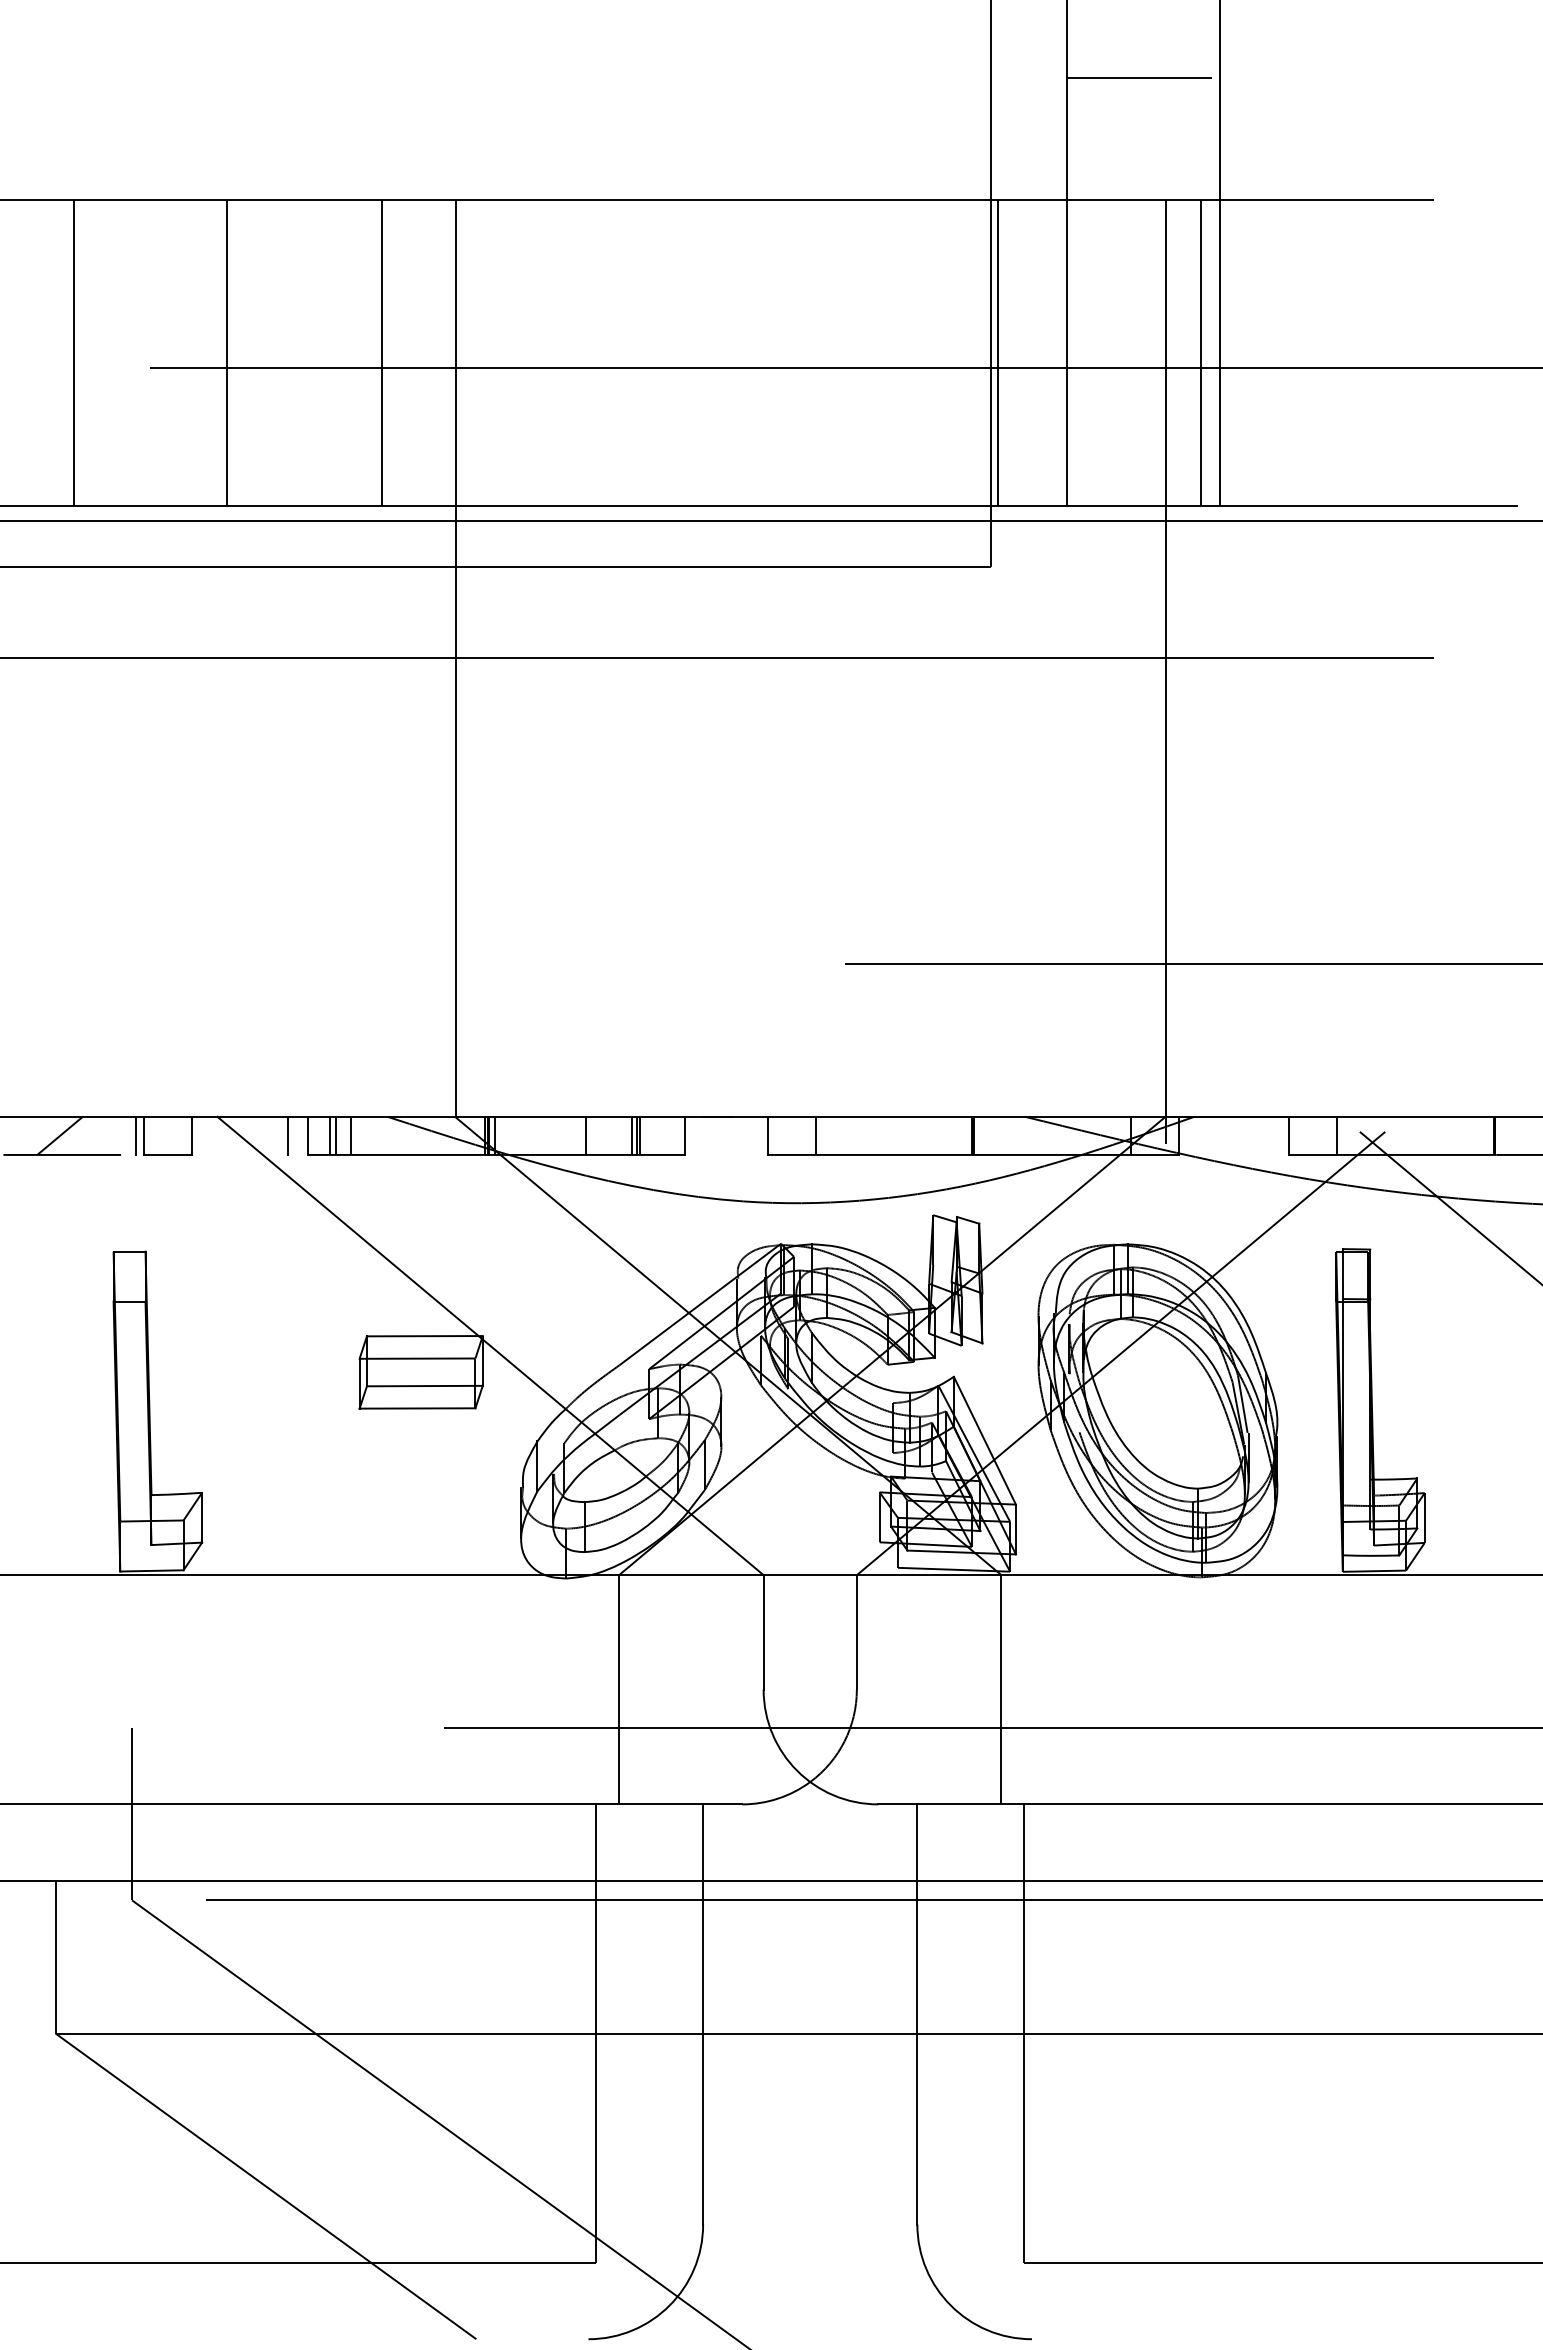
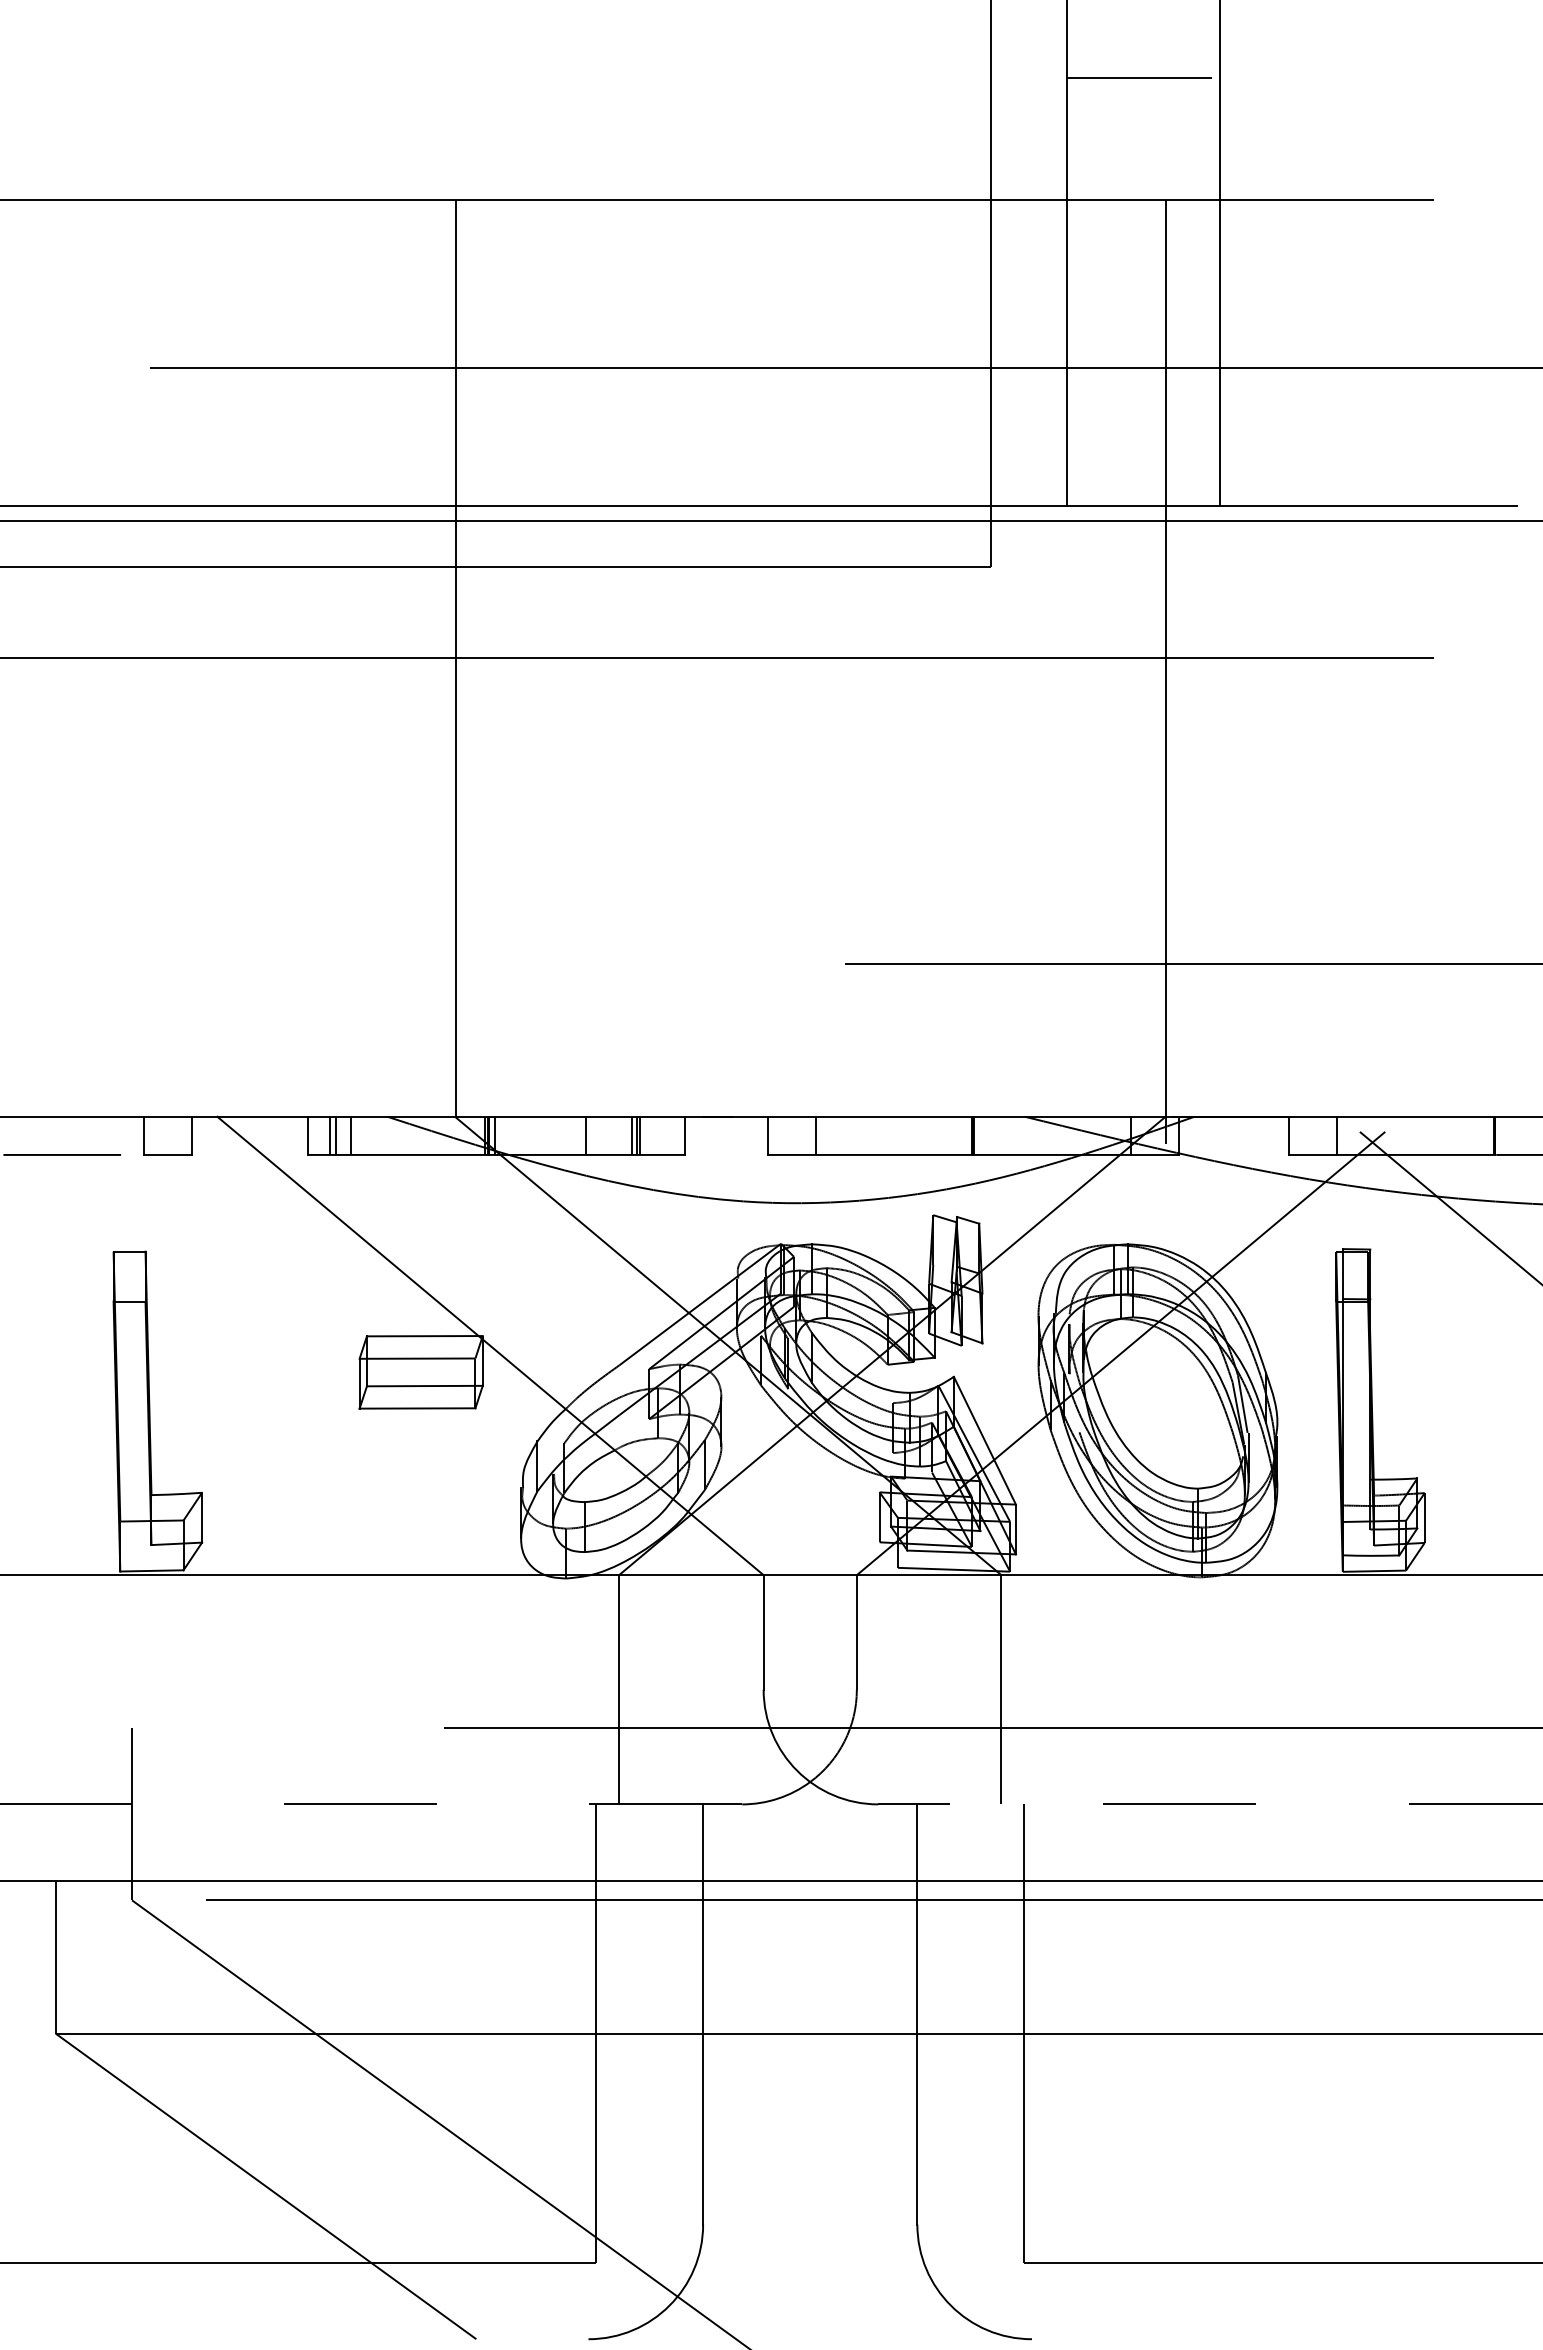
line: present -> none (73, 352)
line: present -> none (226, 352)
line: present -> none (382, 352)
line: present -> none (997, 352)
line: present -> none (1201, 352)
line: present -> none (59, 1135)
line: present -> none (136, 1135)
line: present -> none (287, 1135)
line: solid -> dashed (371, 1804)
line: solid -> dashed (1210, 1804)
